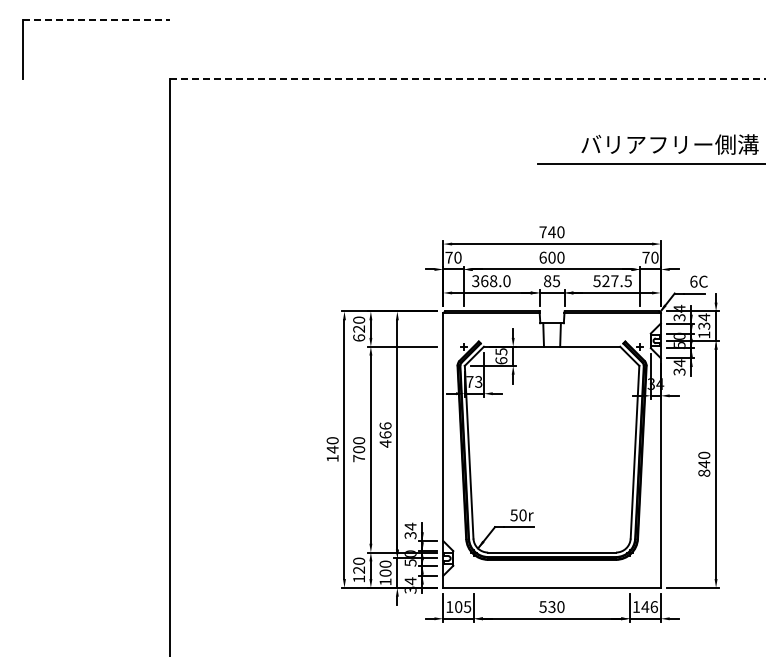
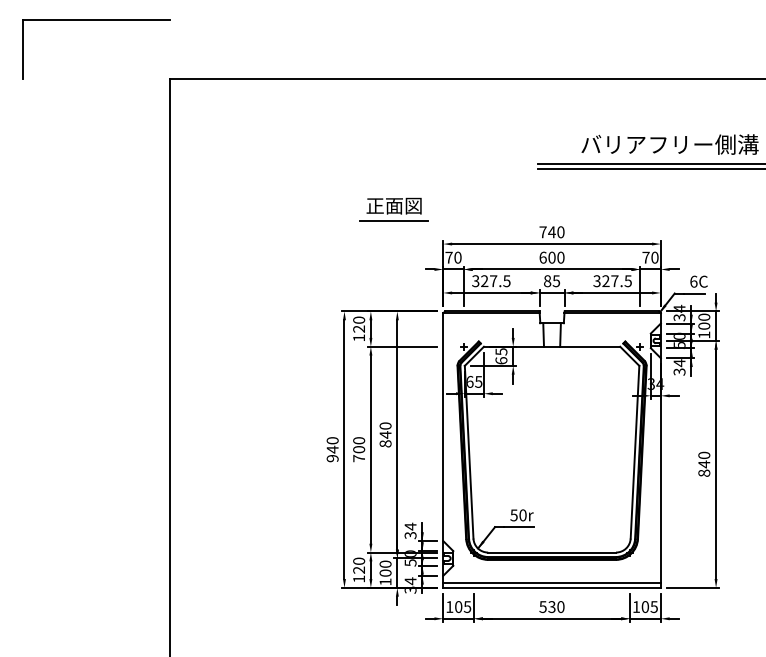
line: dashed -> solid (96, 19)
line: dashed -> solid (467, 78)
line: none -> present (649, 168)
part: none -> present (393, 209)
text: 527.5 -> 327.5 (596, 280)
text: 368.0 -> 327.5 (495, 281)
text: 134 -> 100 (704, 321)
text: 620 -> 120 (359, 337)
text: 73 -> 65 (474, 381)
text: 466 -> 840 (385, 434)
text: 140 -> 940 (332, 458)
line: none -> present (551, 583)
text: 146 -> 105 (649, 607)
